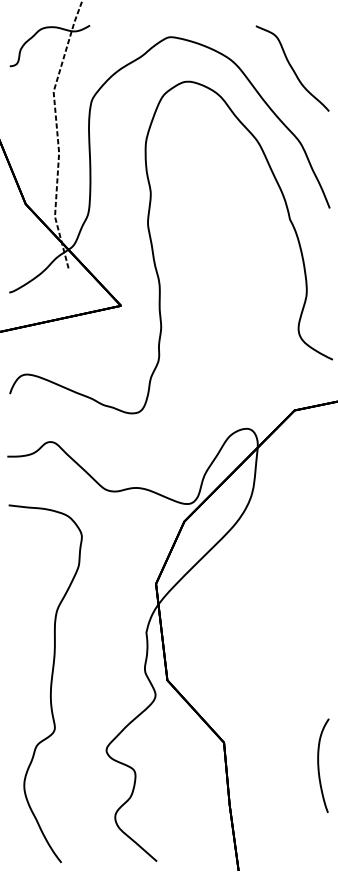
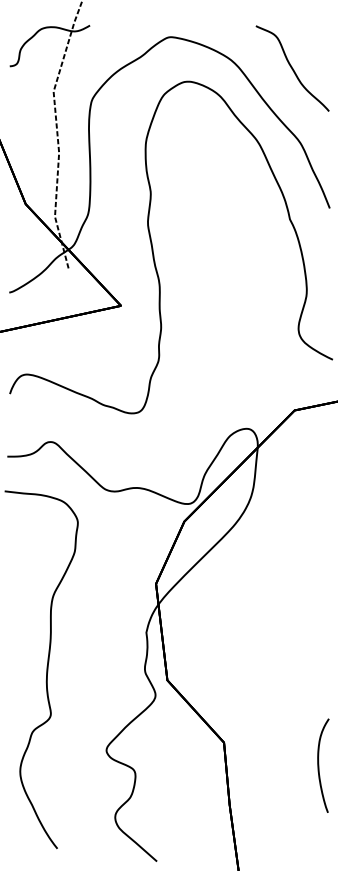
curve position: (50, 683) -> (46, 669) (46, 669)
